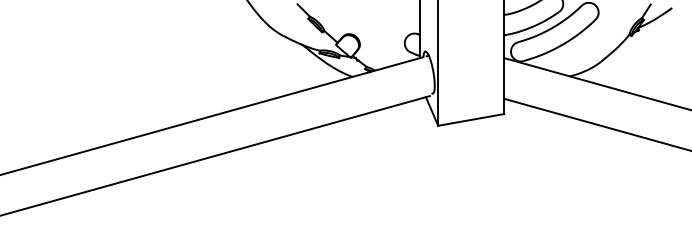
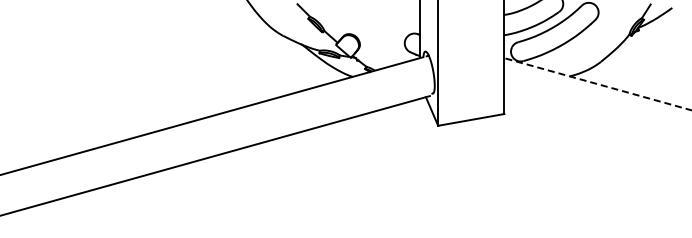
line: solid -> dashed (597, 84)
line: present -> none (596, 124)
